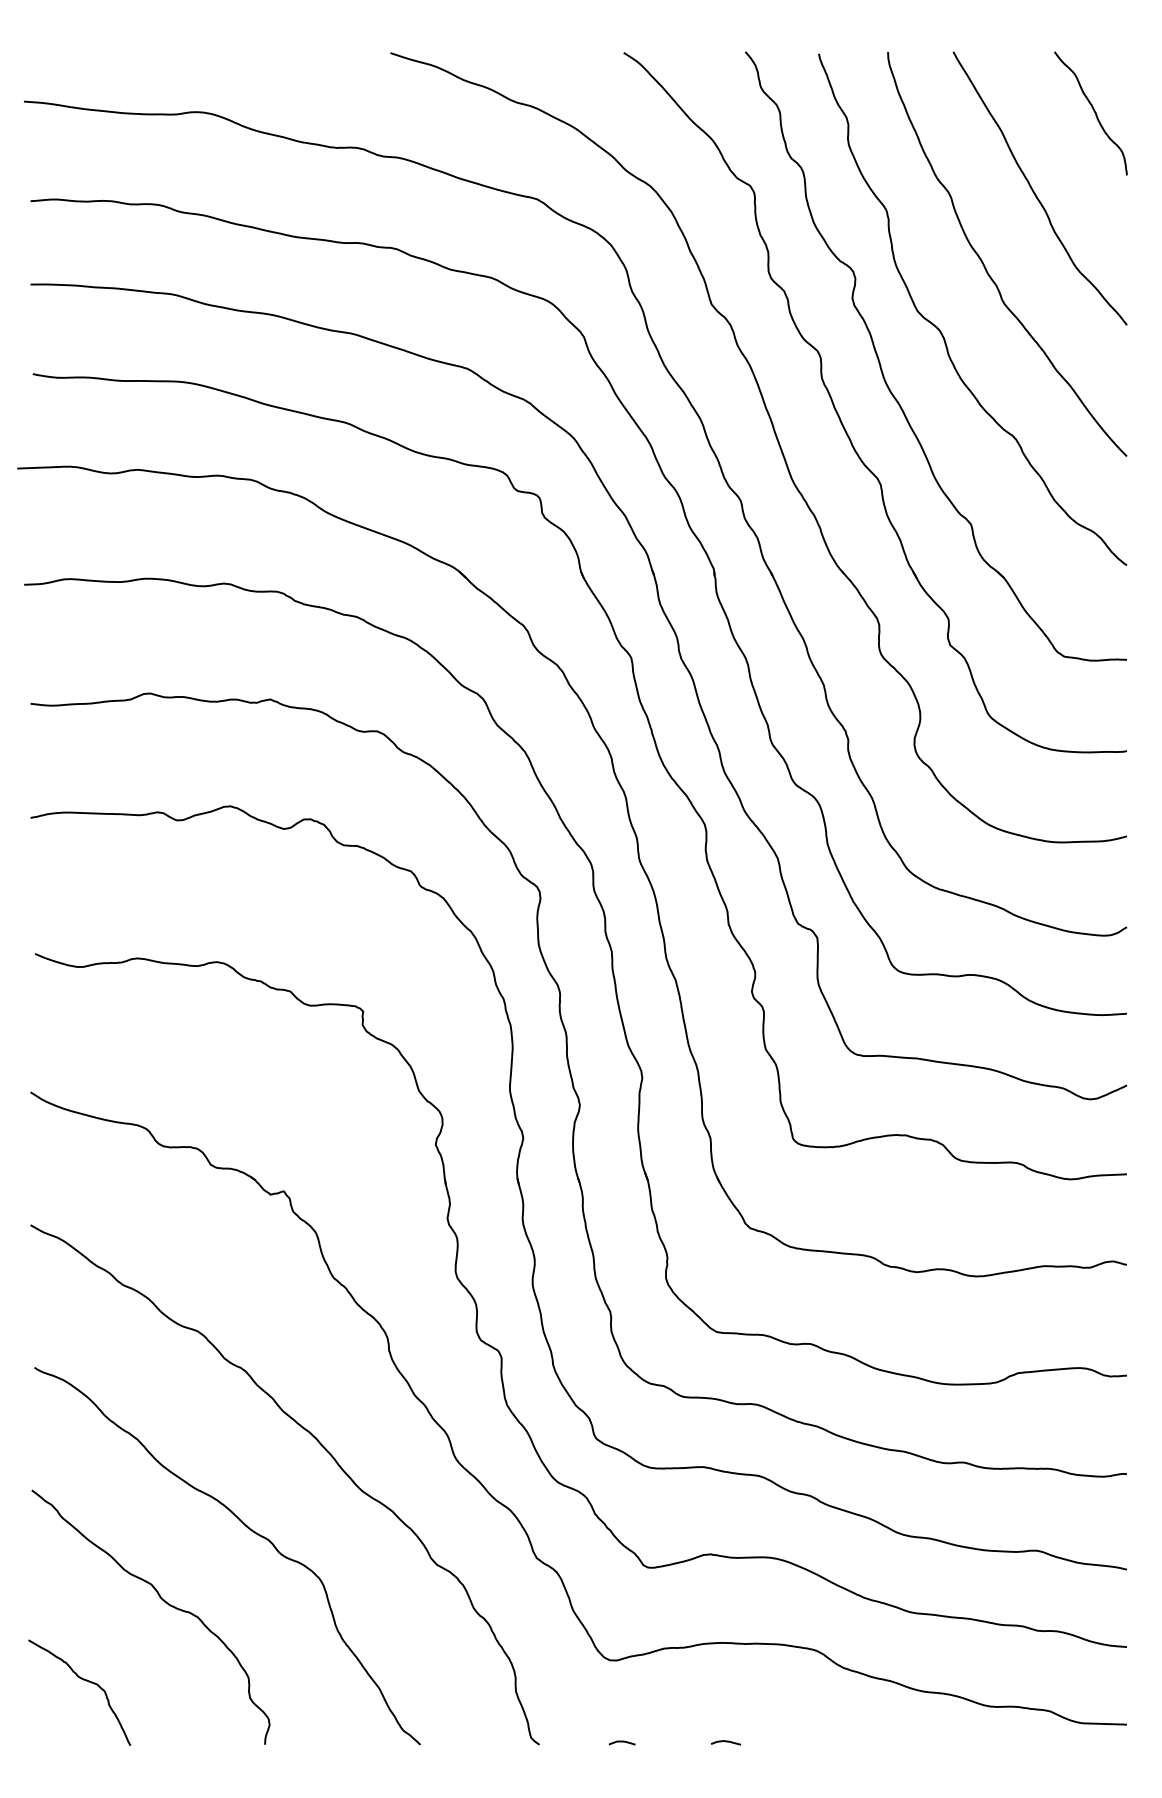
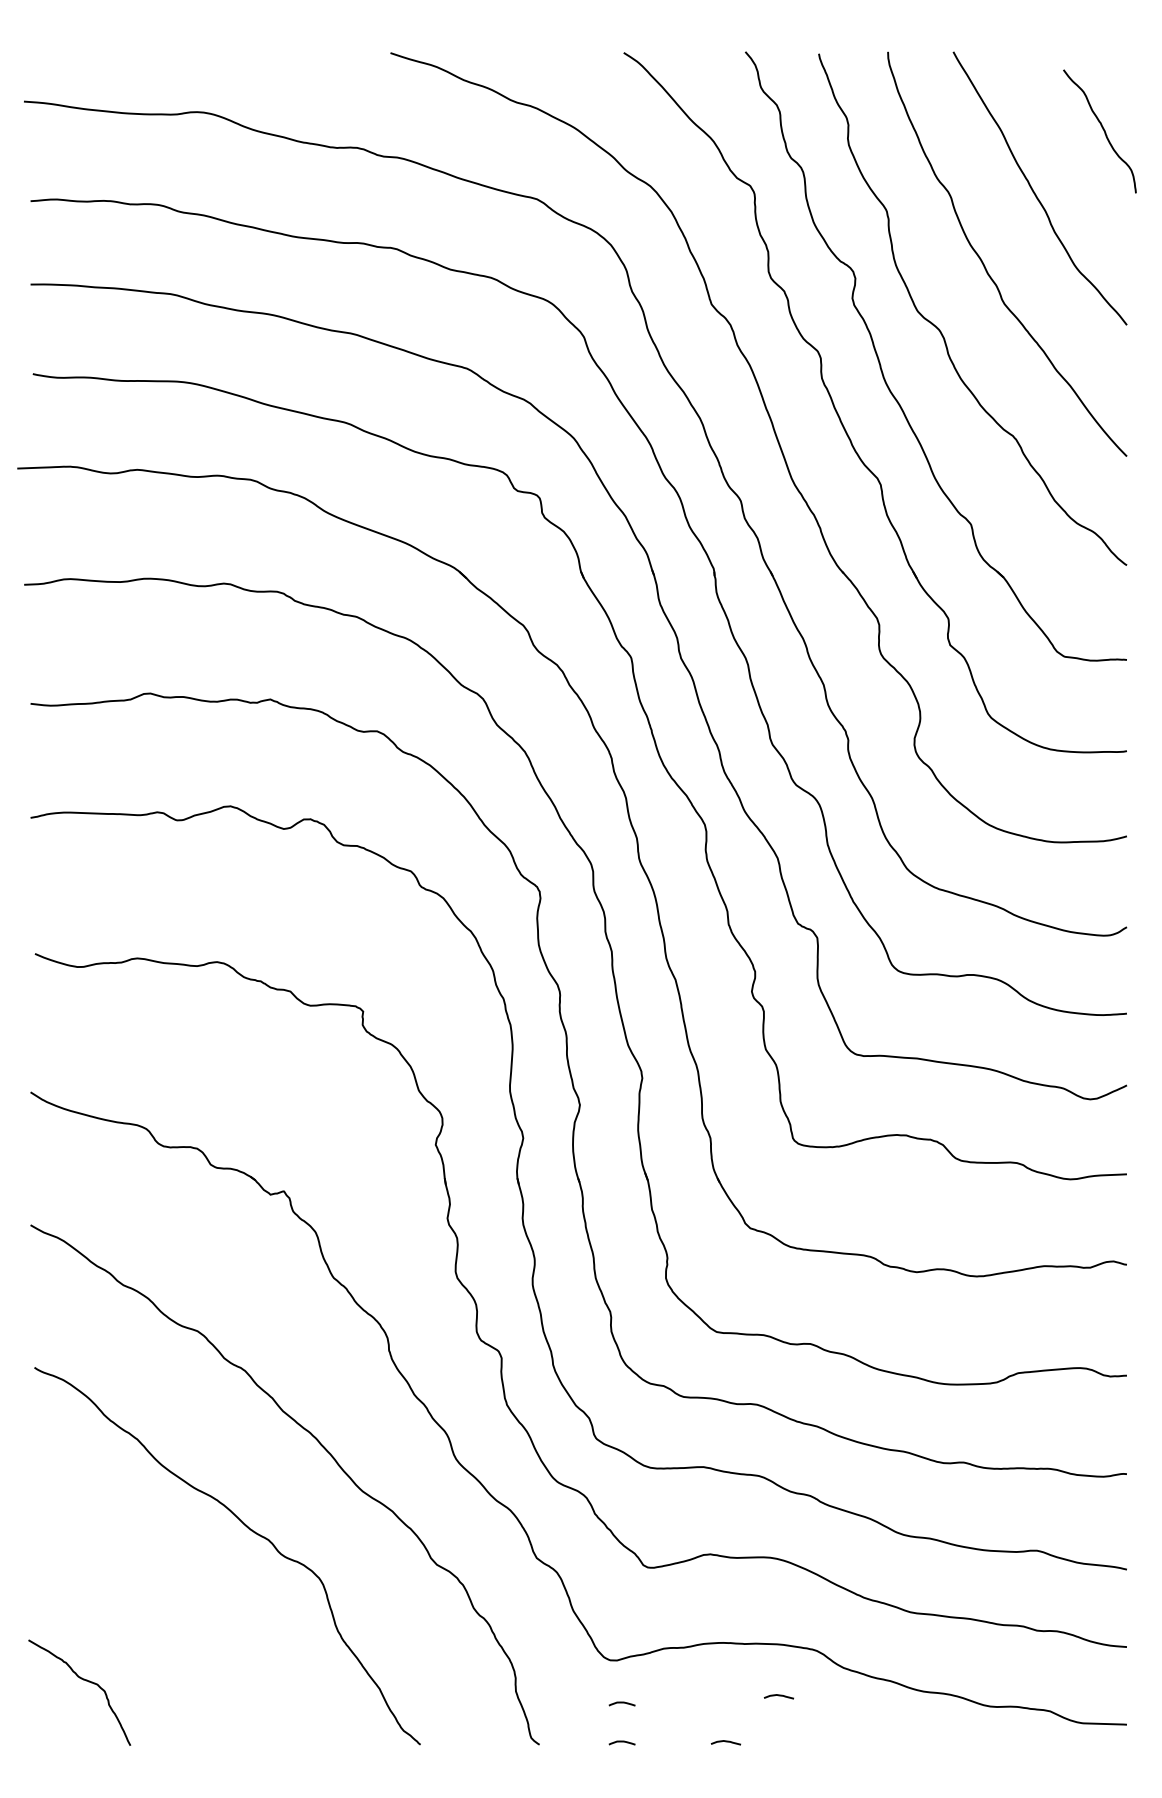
curve position: (1093, 111) -> (1102, 129) (1102, 129)
curve: present -> none (164, 1602)
curve: none -> present (778, 1696)
curve: none -> present (621, 1703)
